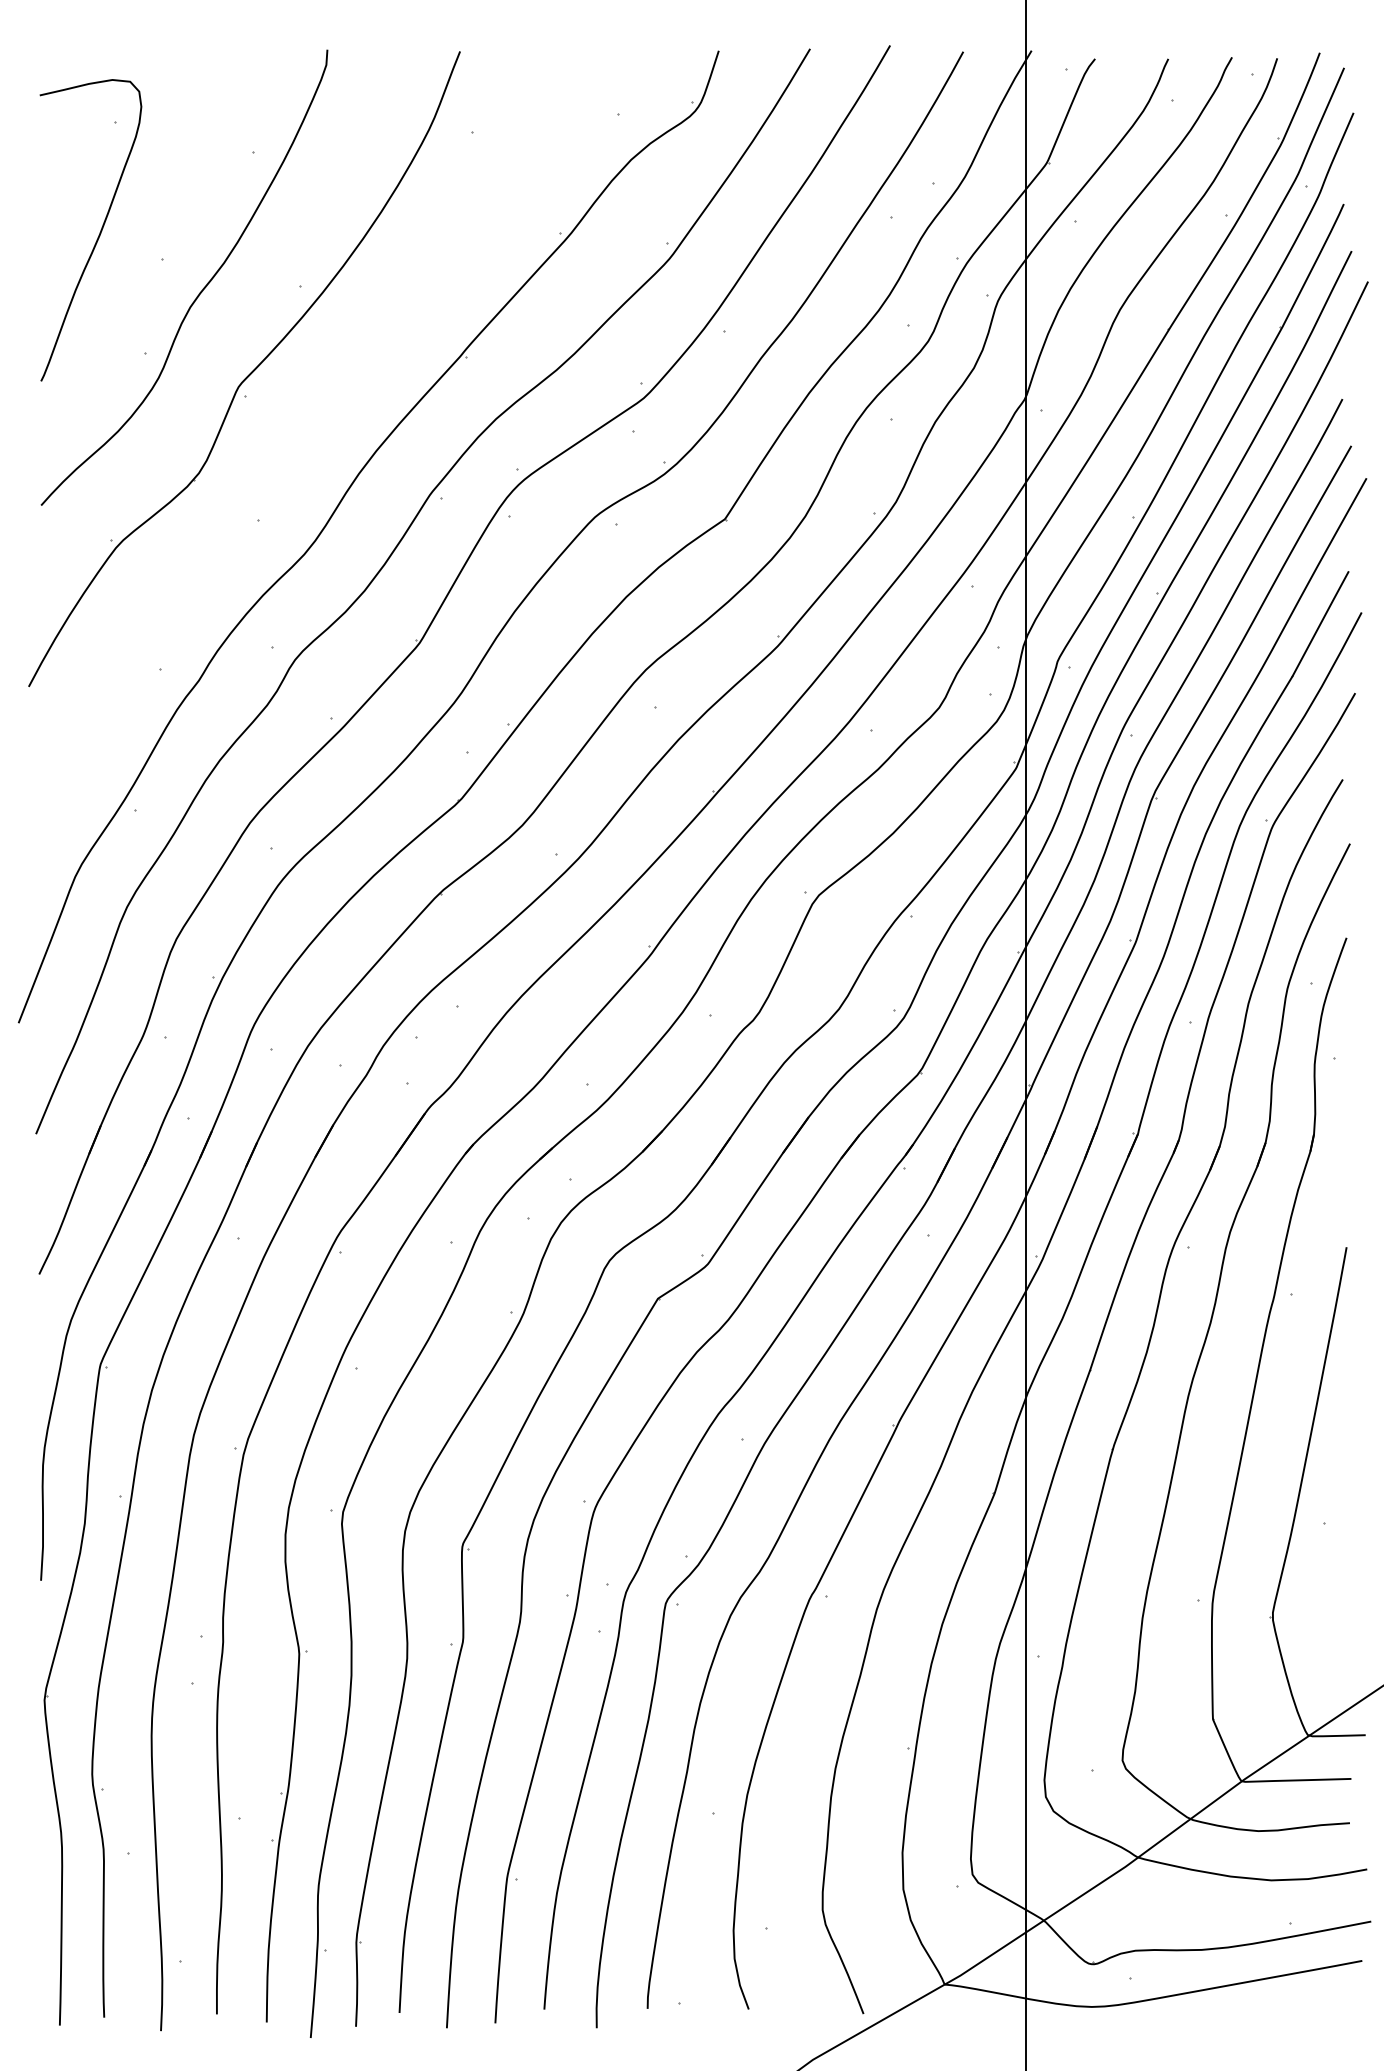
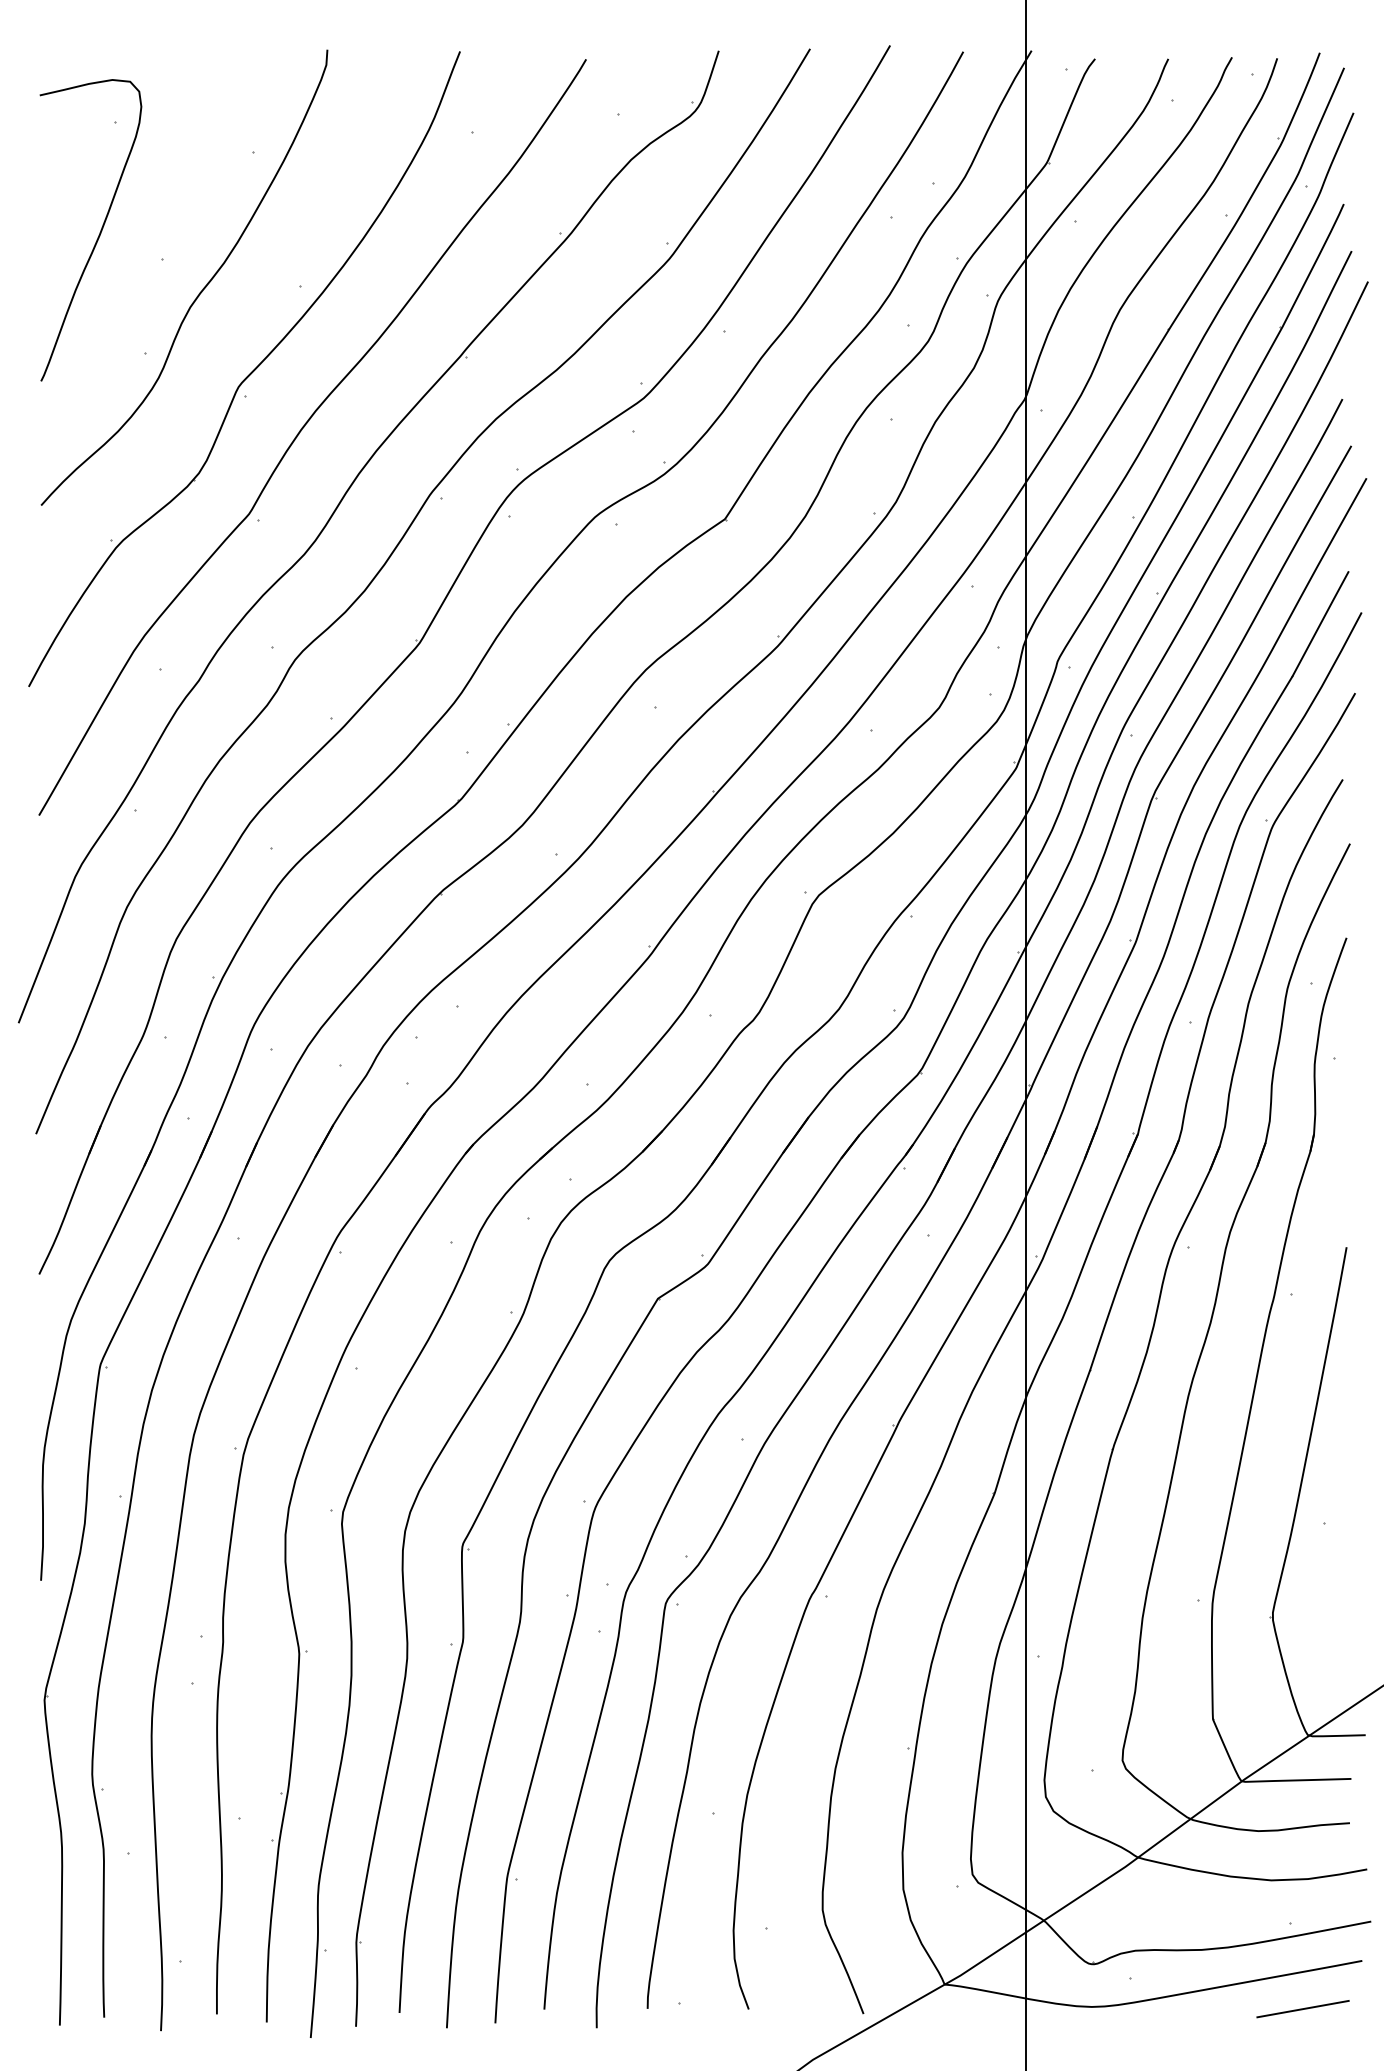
curve: none -> present (301, 431)
line: none -> present (1302, 2009)
